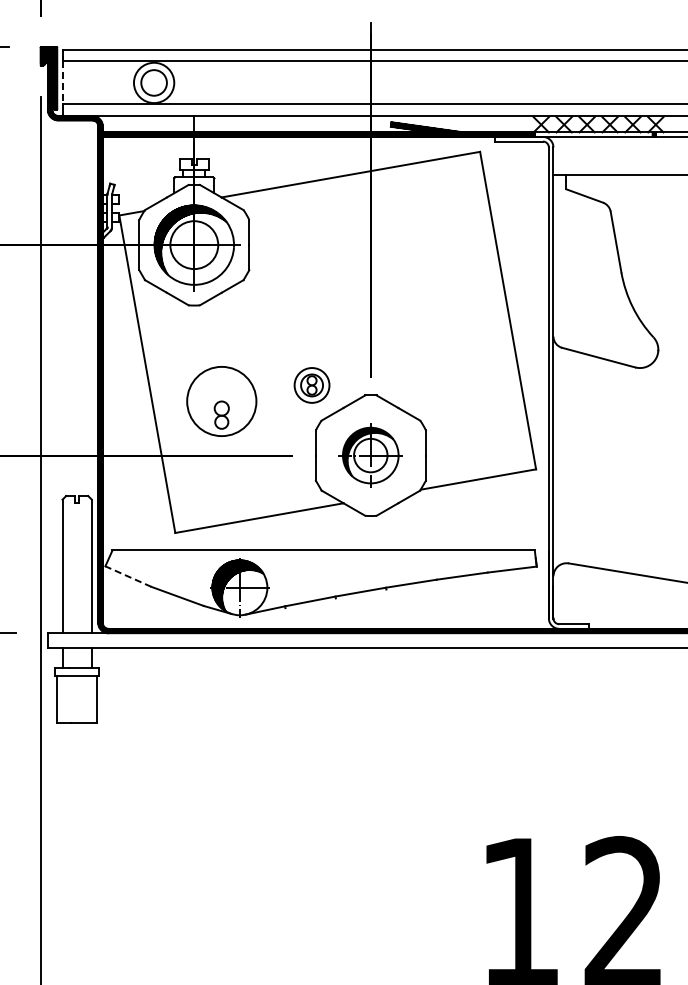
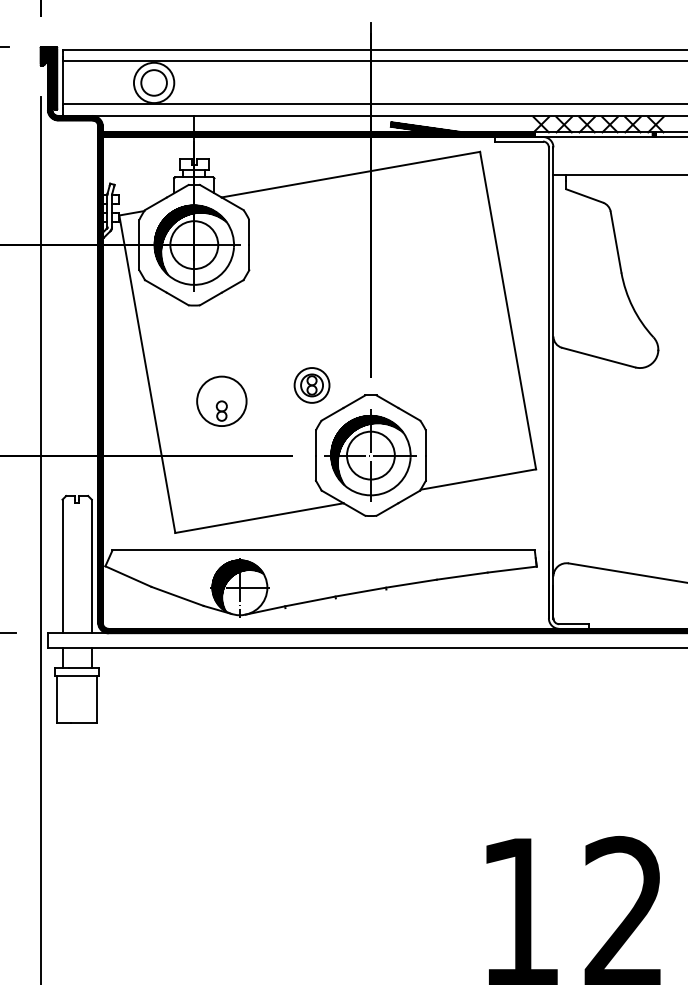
line: dashed -> solid (62, 82)
part size: 72x71 px -> 52x52 px (221, 400)
part size: 65x65 px -> 93x93 px (370, 455)
line: dashed -> solid (127, 576)
